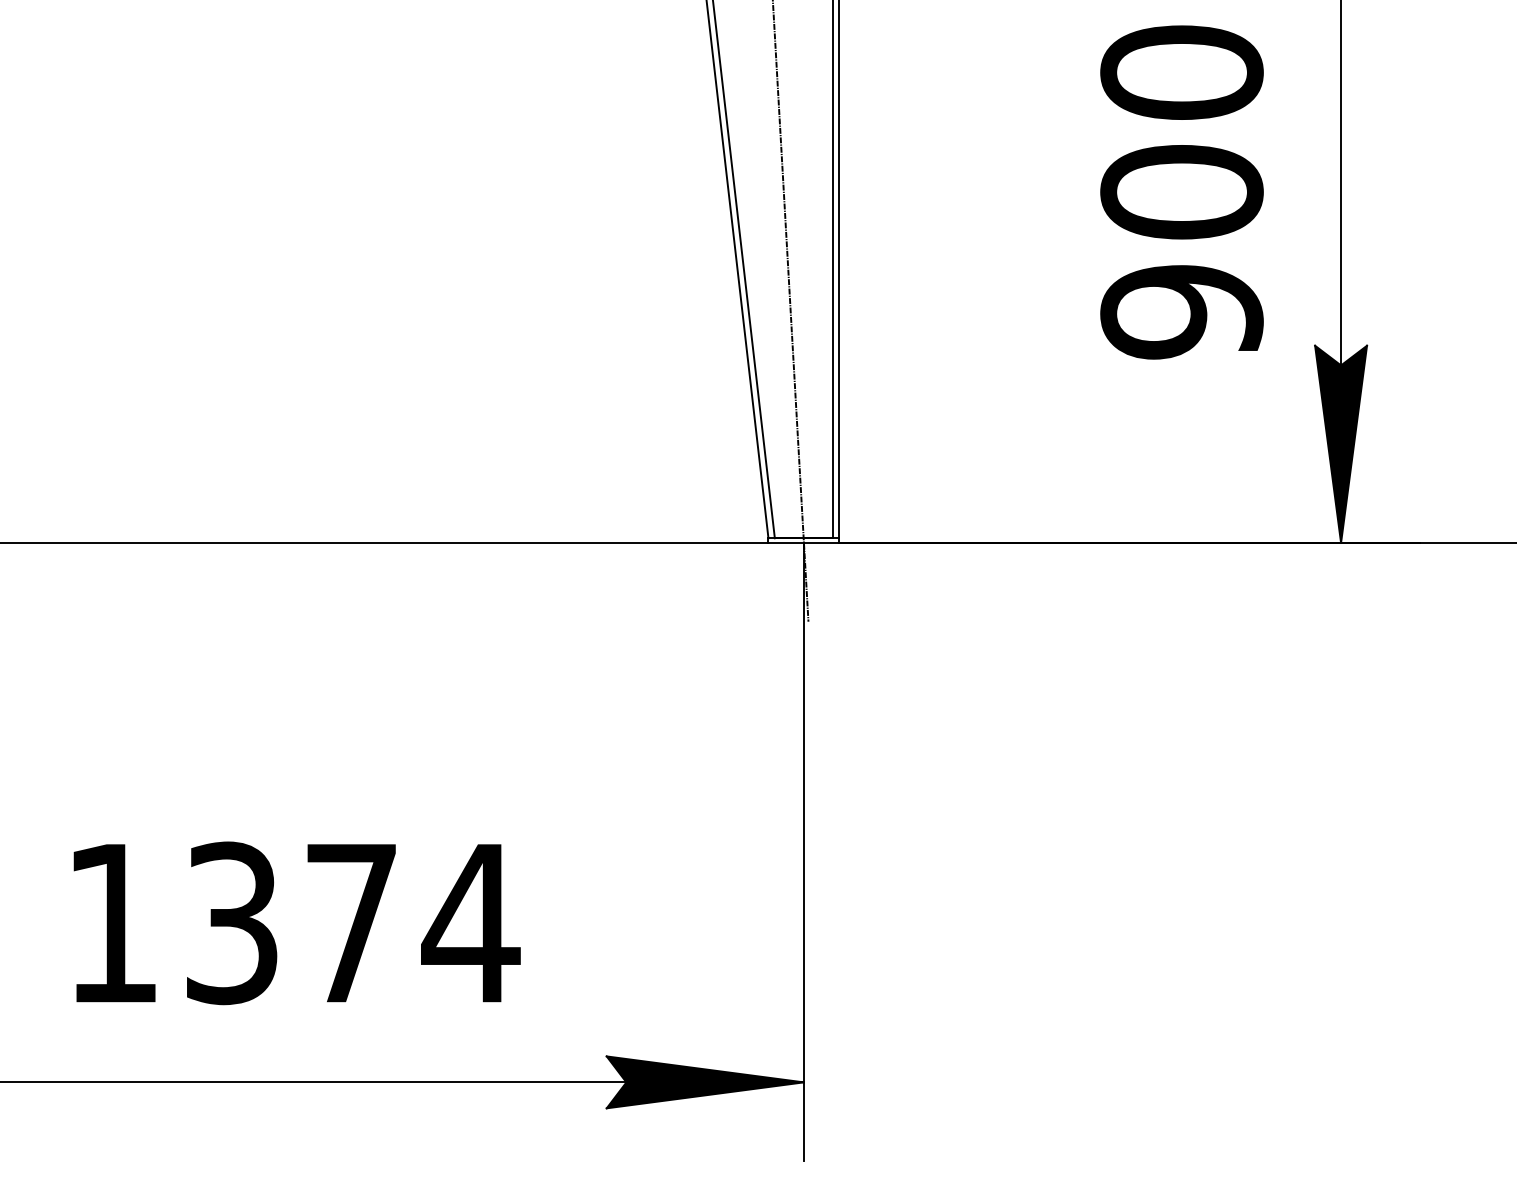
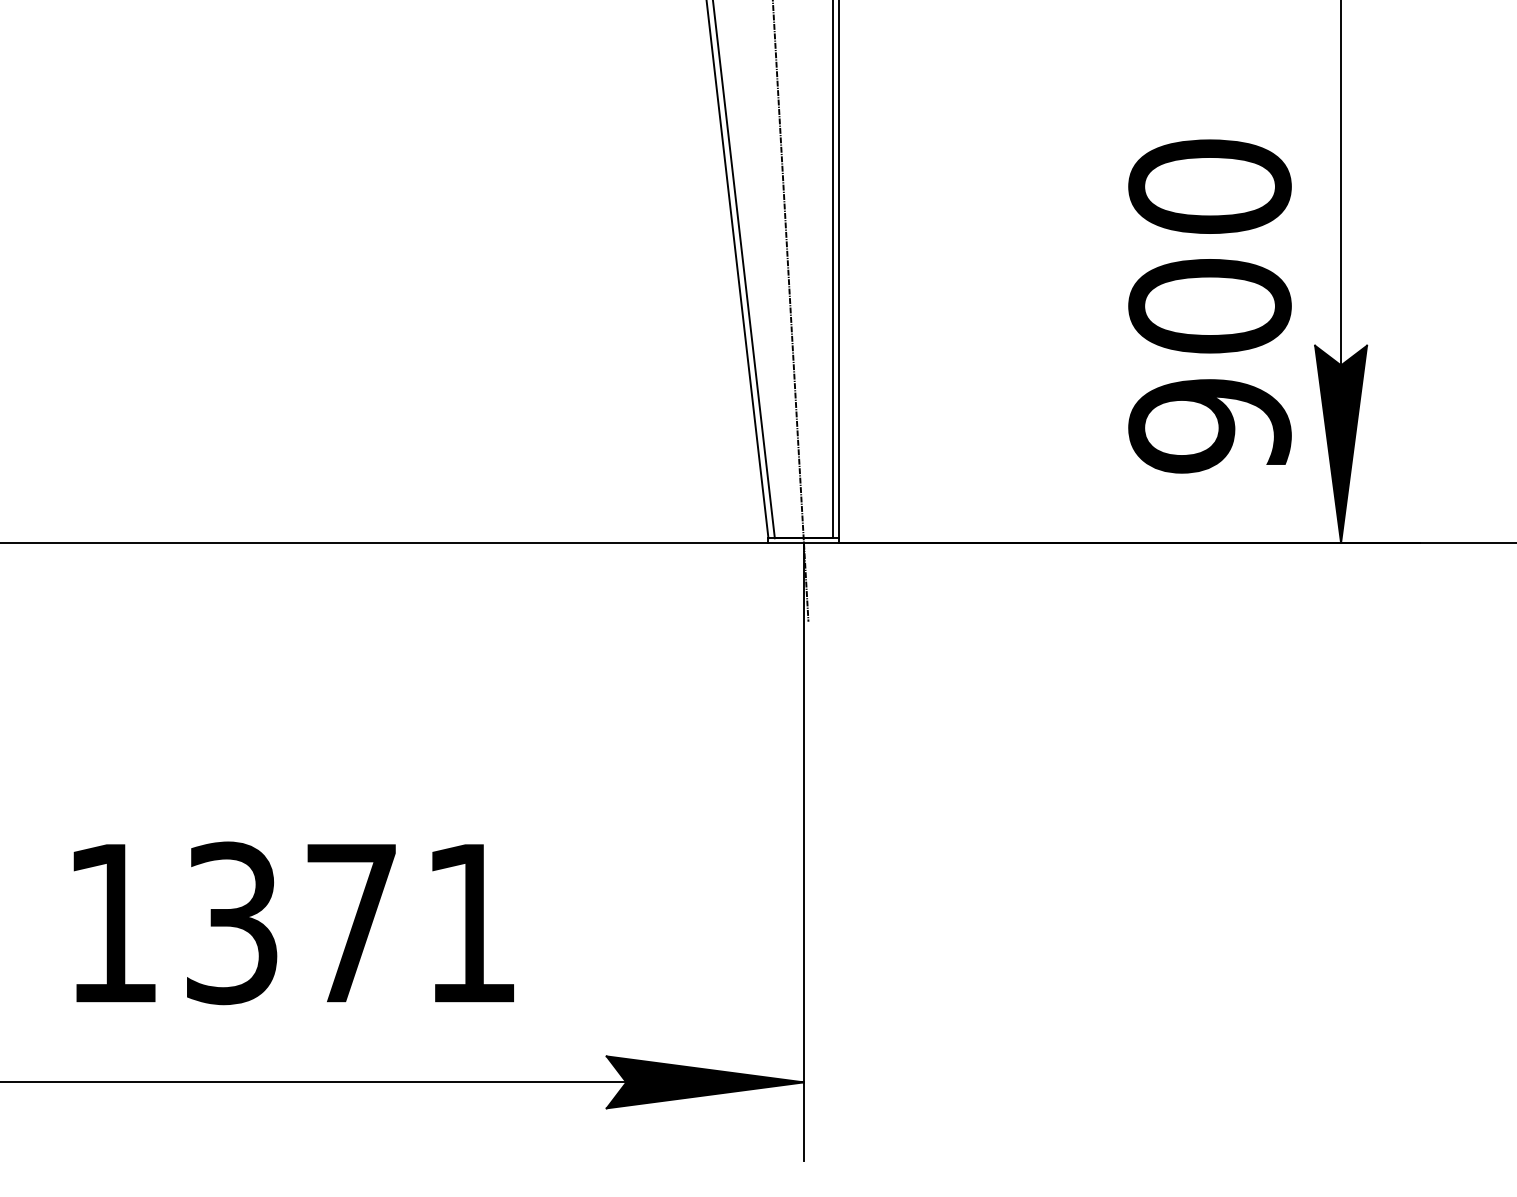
text position: (1181, 192) -> (1209, 306) (1209, 306)
text: 1374 -> 1371 (470, 923)
